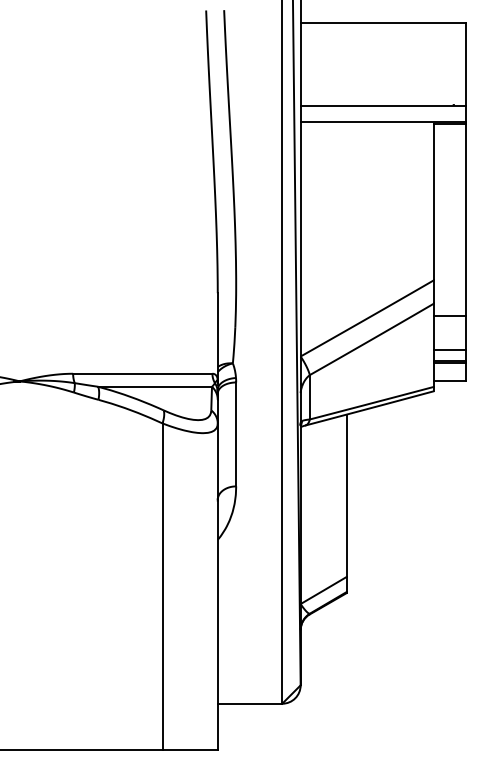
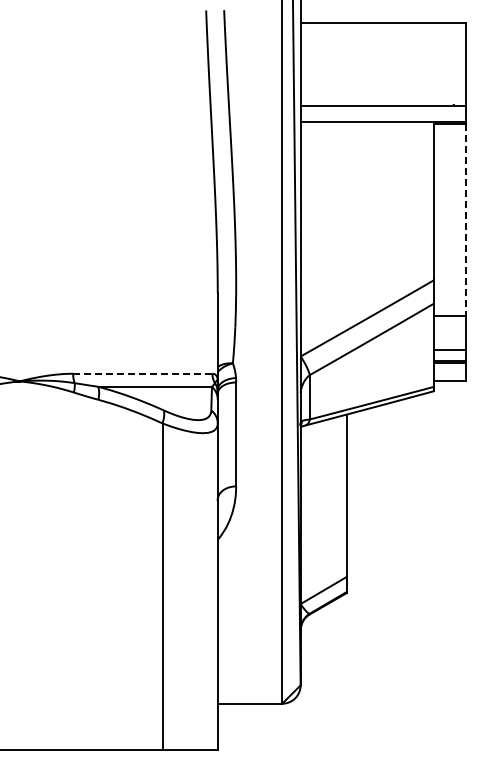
line: solid -> dashed (466, 220)
line: solid -> dashed (142, 373)
